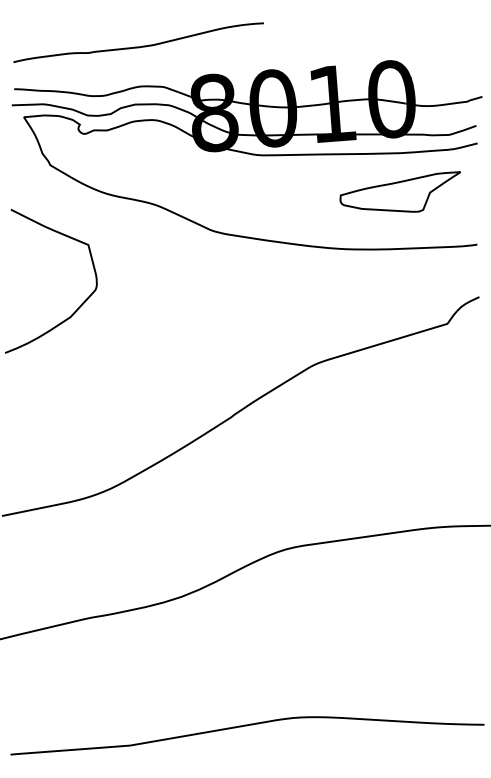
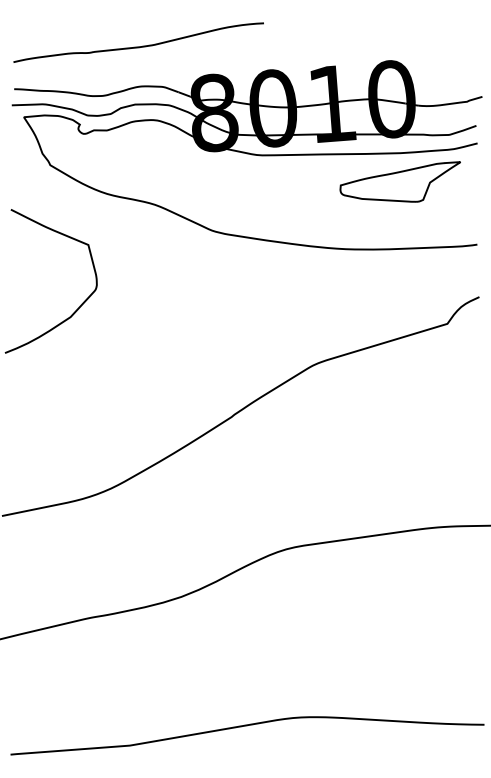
part position: (399, 191) -> (399, 181) (399, 181)
